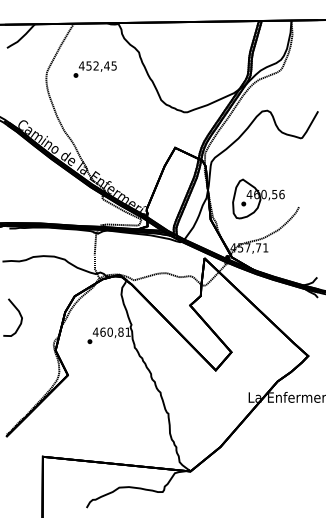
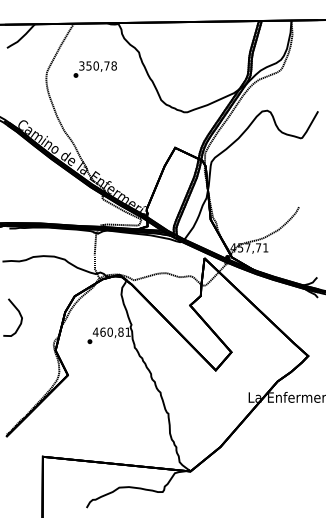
text: 452,45 -> 350,78 (97, 65)
part: present -> none (258, 198)
